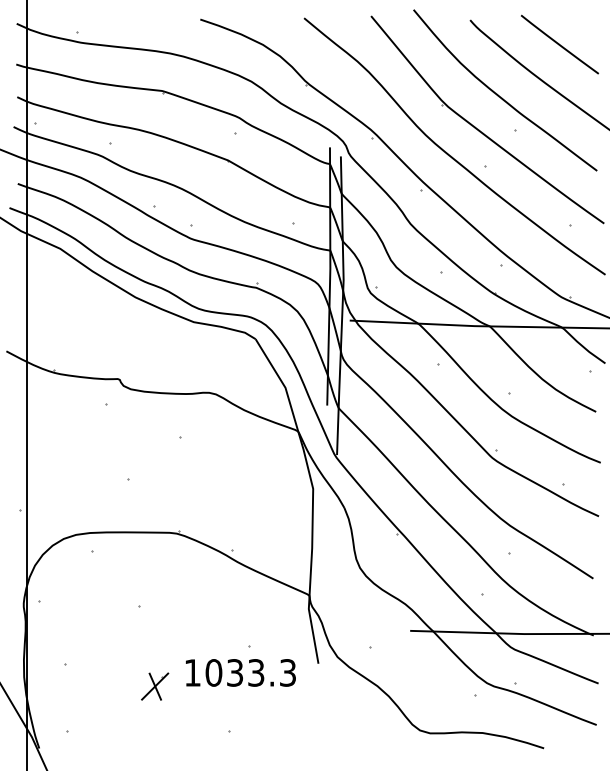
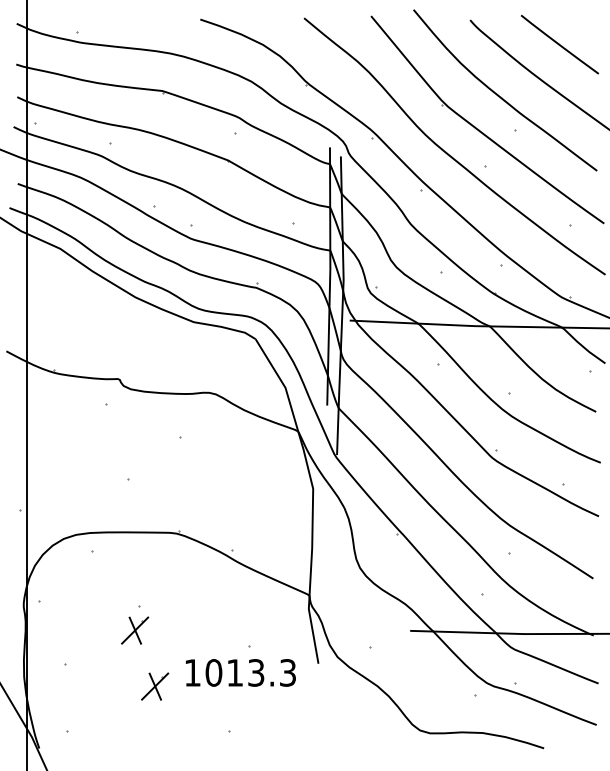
part: none -> present (135, 630)
text: 1033.3 -> 1013.3 (235, 672)
